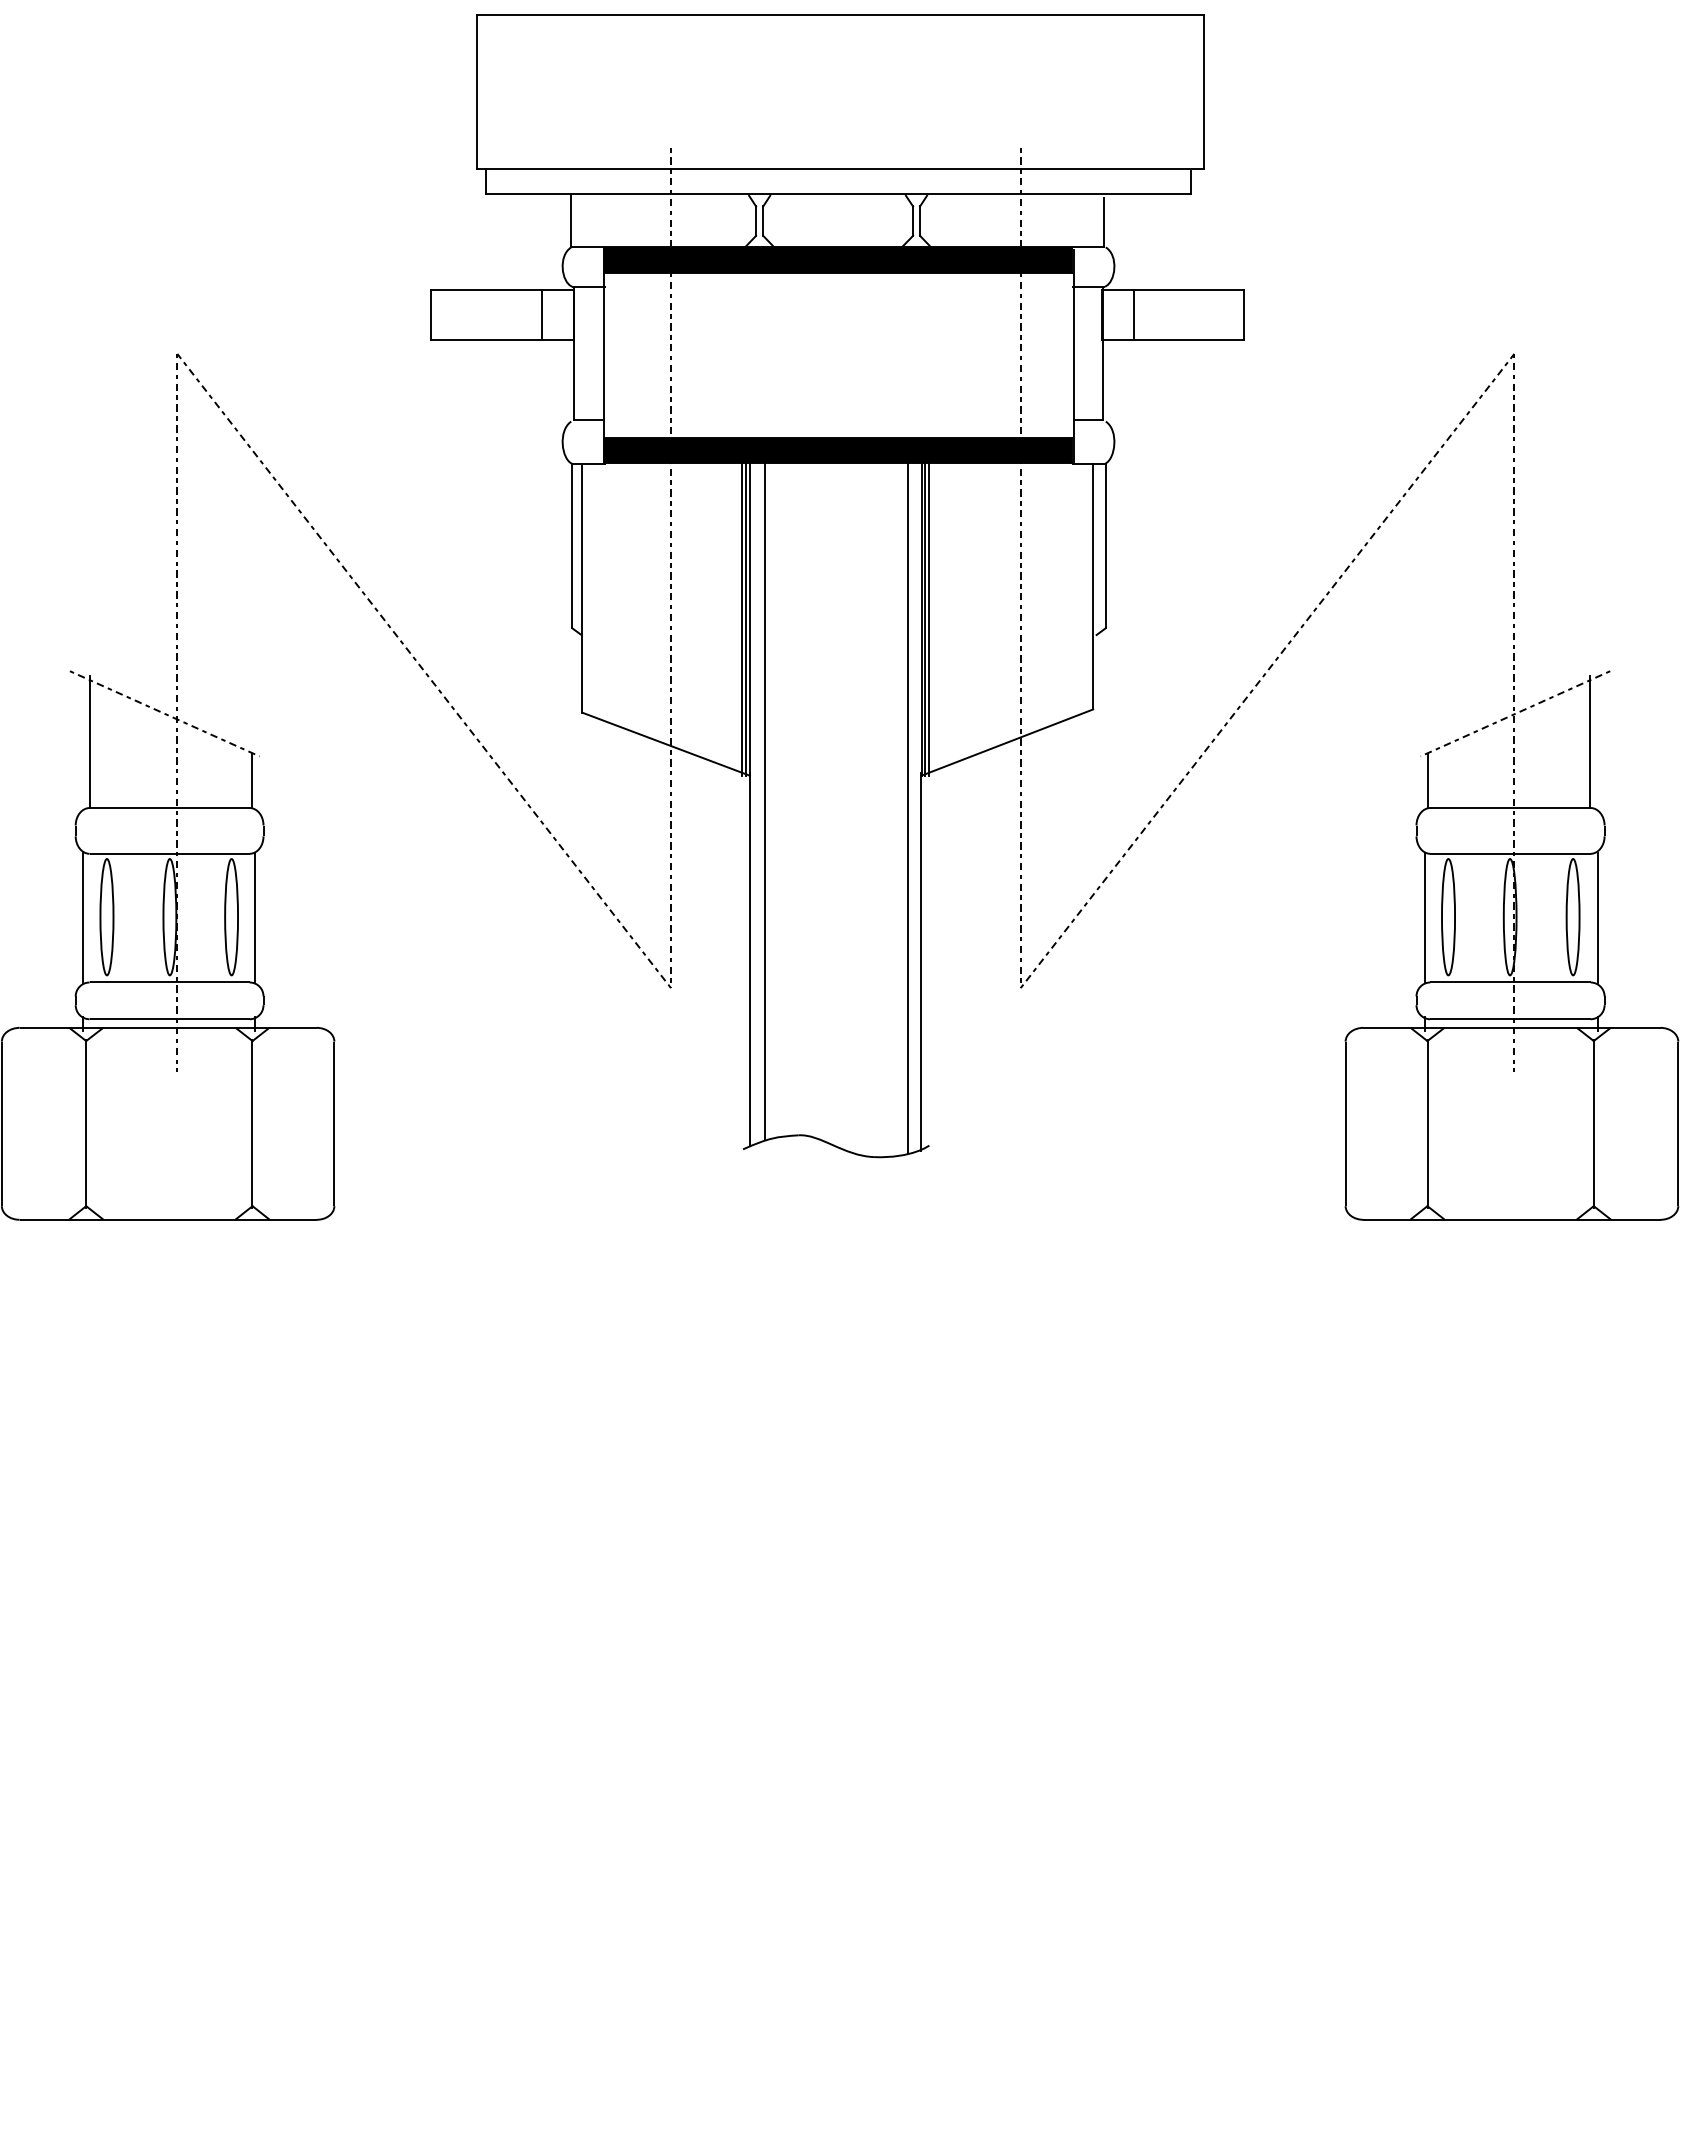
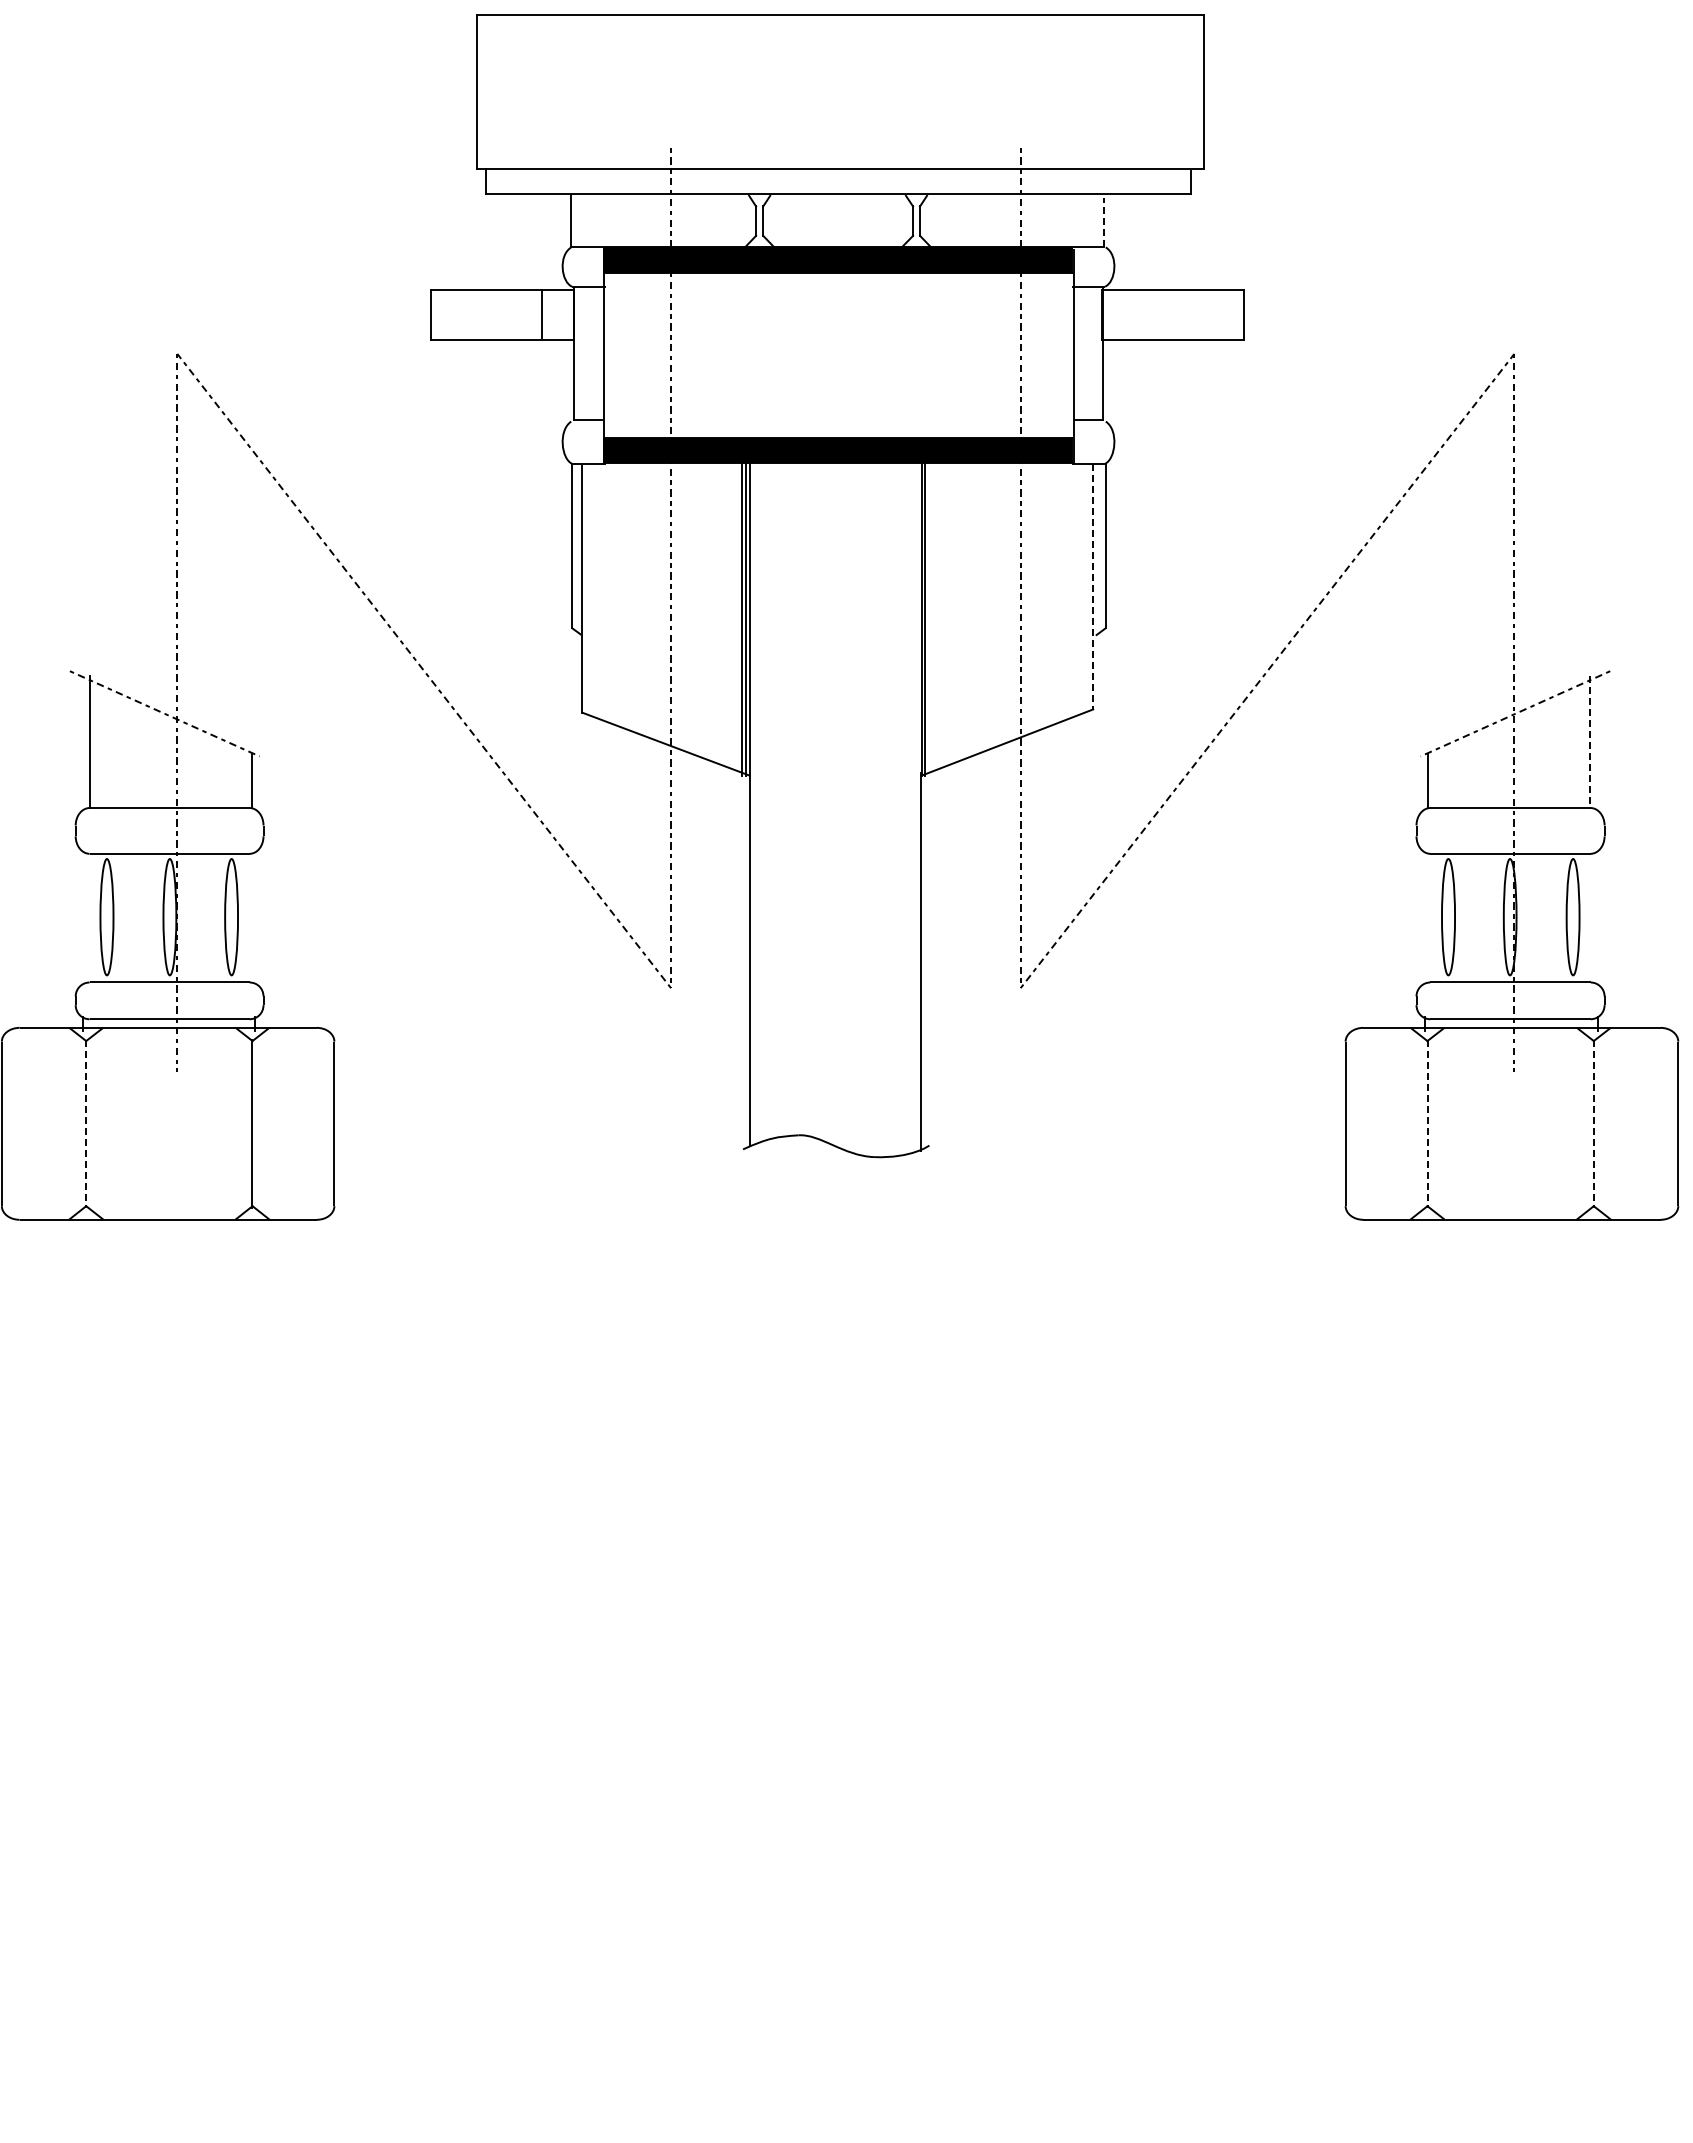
line: solid -> dashed (1104, 222)
line: present -> none (1133, 313)
line: solid -> dashed (1093, 586)
line: present -> none (929, 617)
line: solid -> dashed (1589, 742)
line: present -> none (765, 797)
line: present -> none (907, 804)
line: present -> none (82, 917)
line: present -> none (255, 917)
line: present -> none (1424, 917)
line: present -> none (1597, 917)
line: solid -> dashed (86, 1124)
line: solid -> dashed (1427, 1124)
line: solid -> dashed (1593, 1124)
